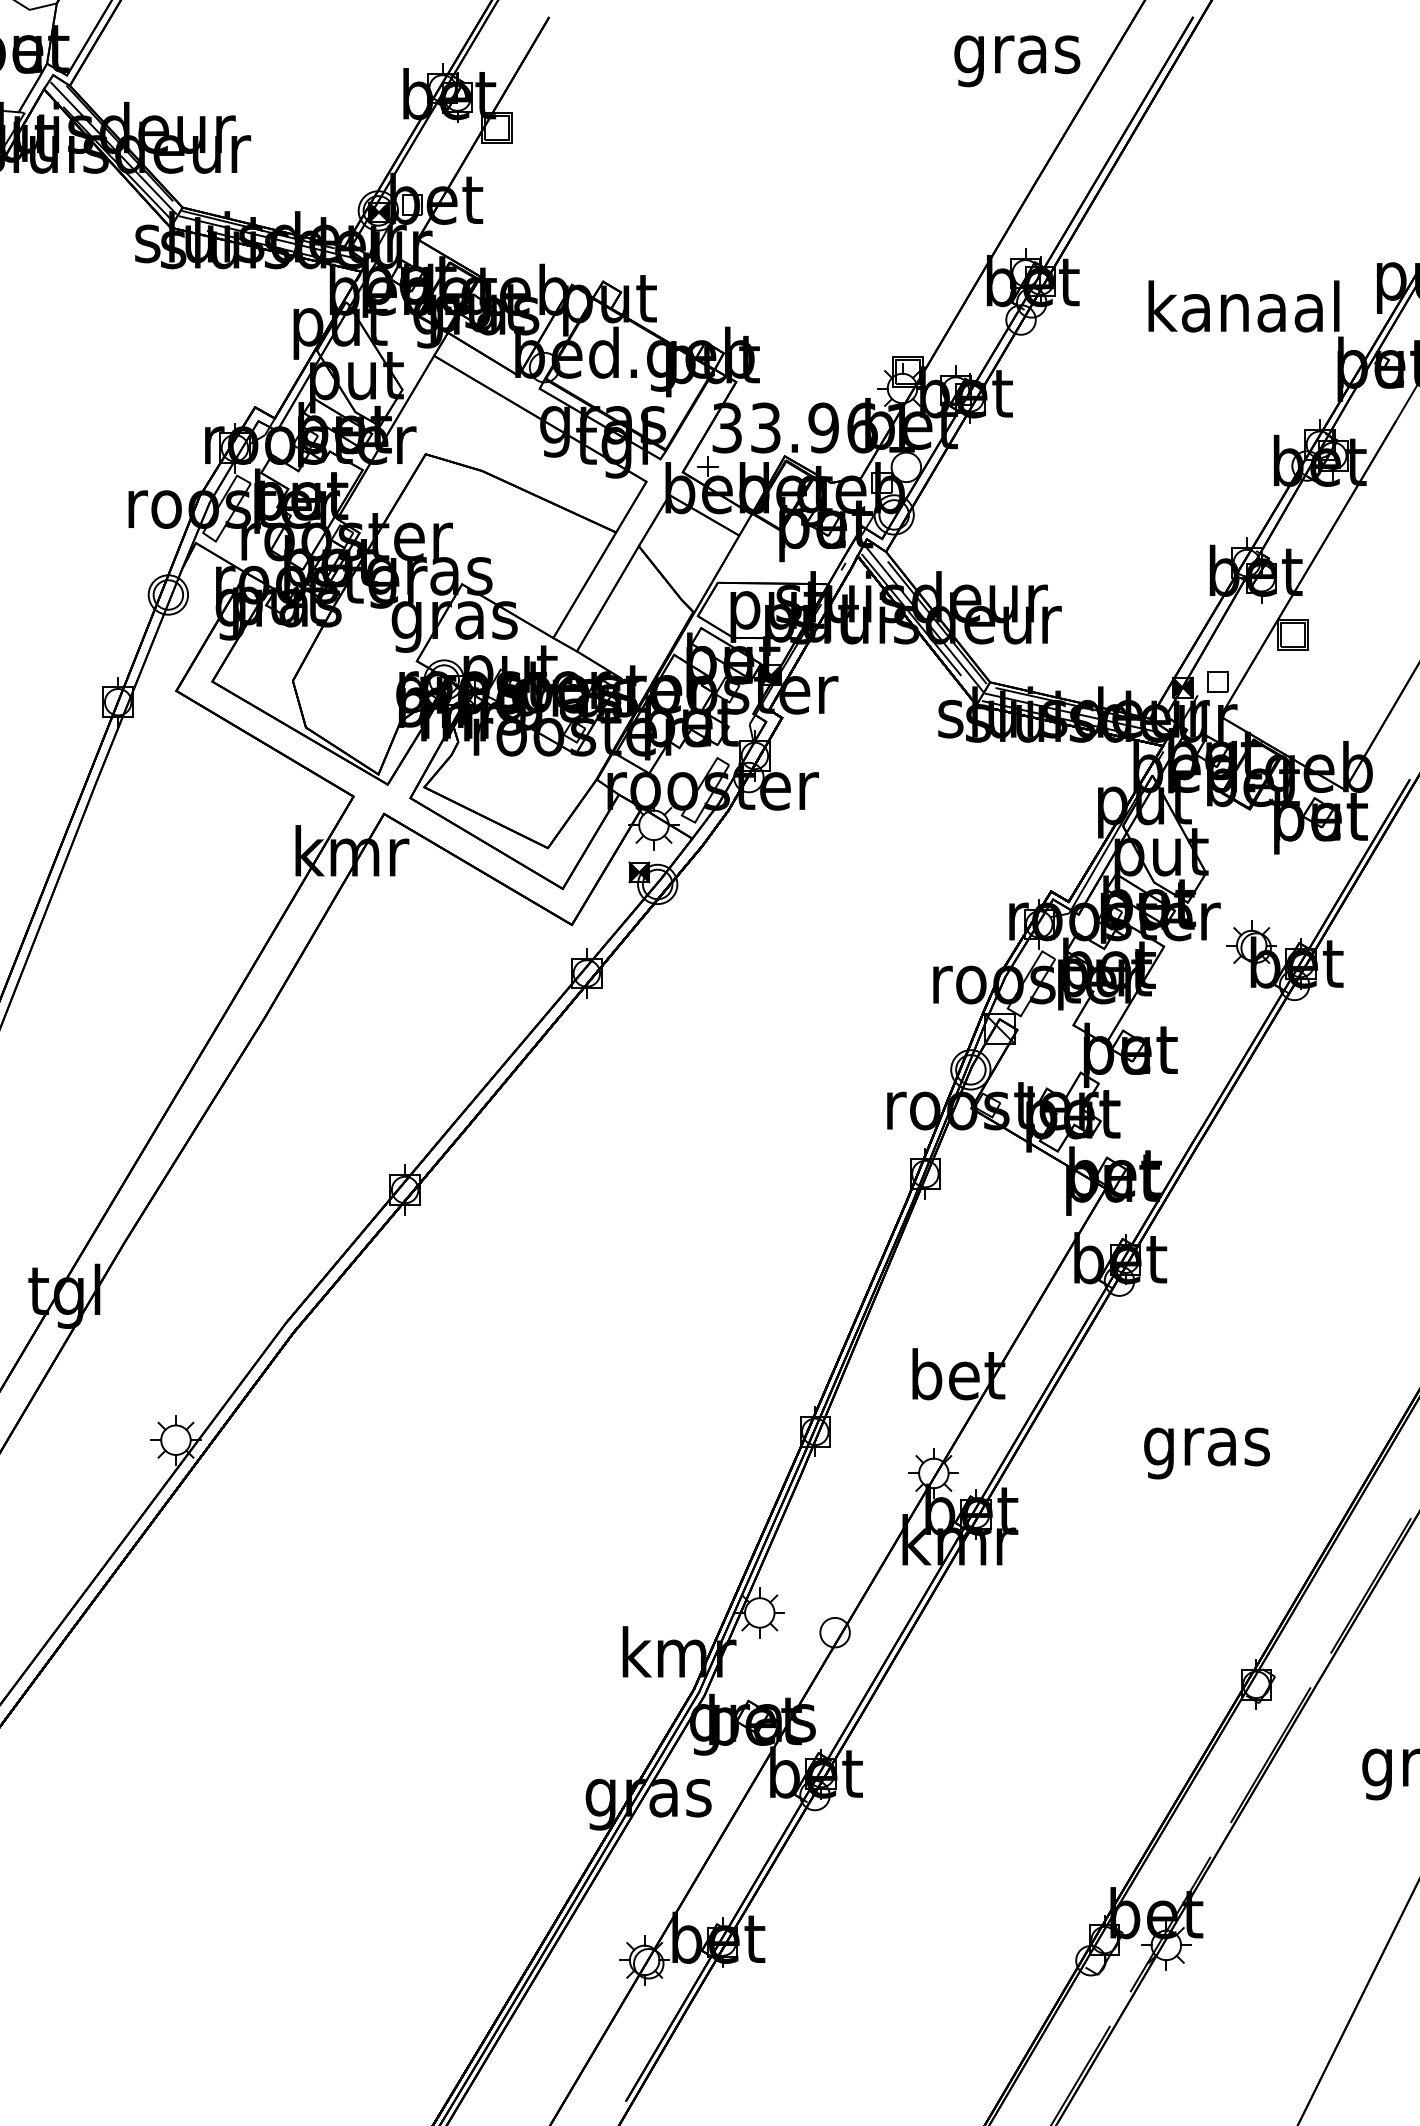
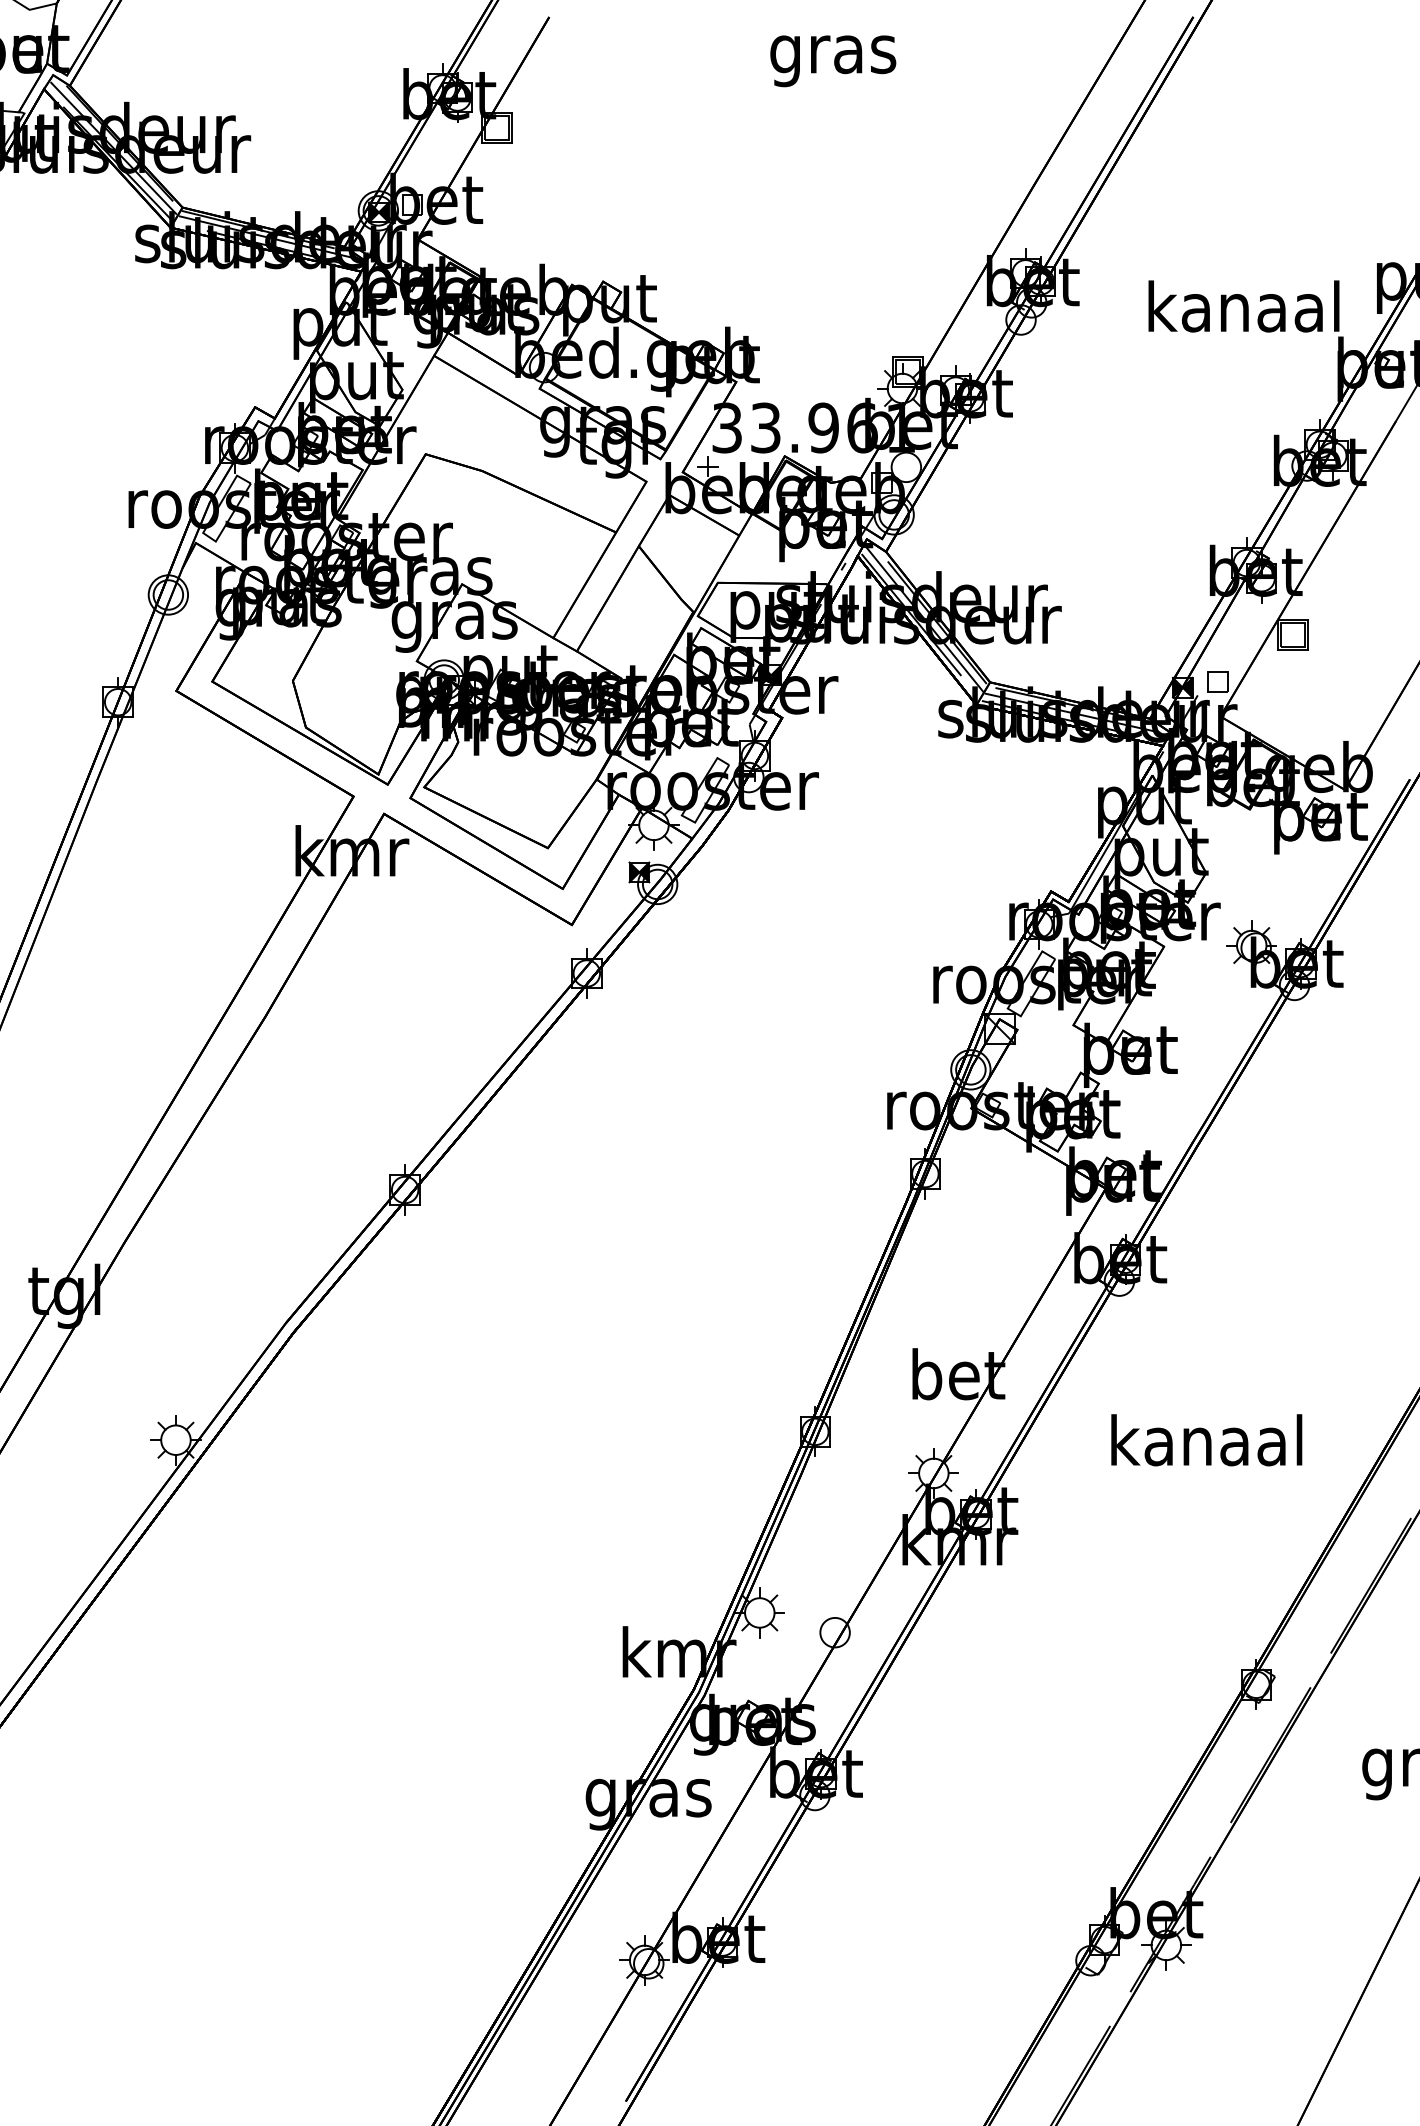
text position: (1017, 61) -> (833, 61) (833, 61)
text: gras -> kanaal (1206, 1446)
